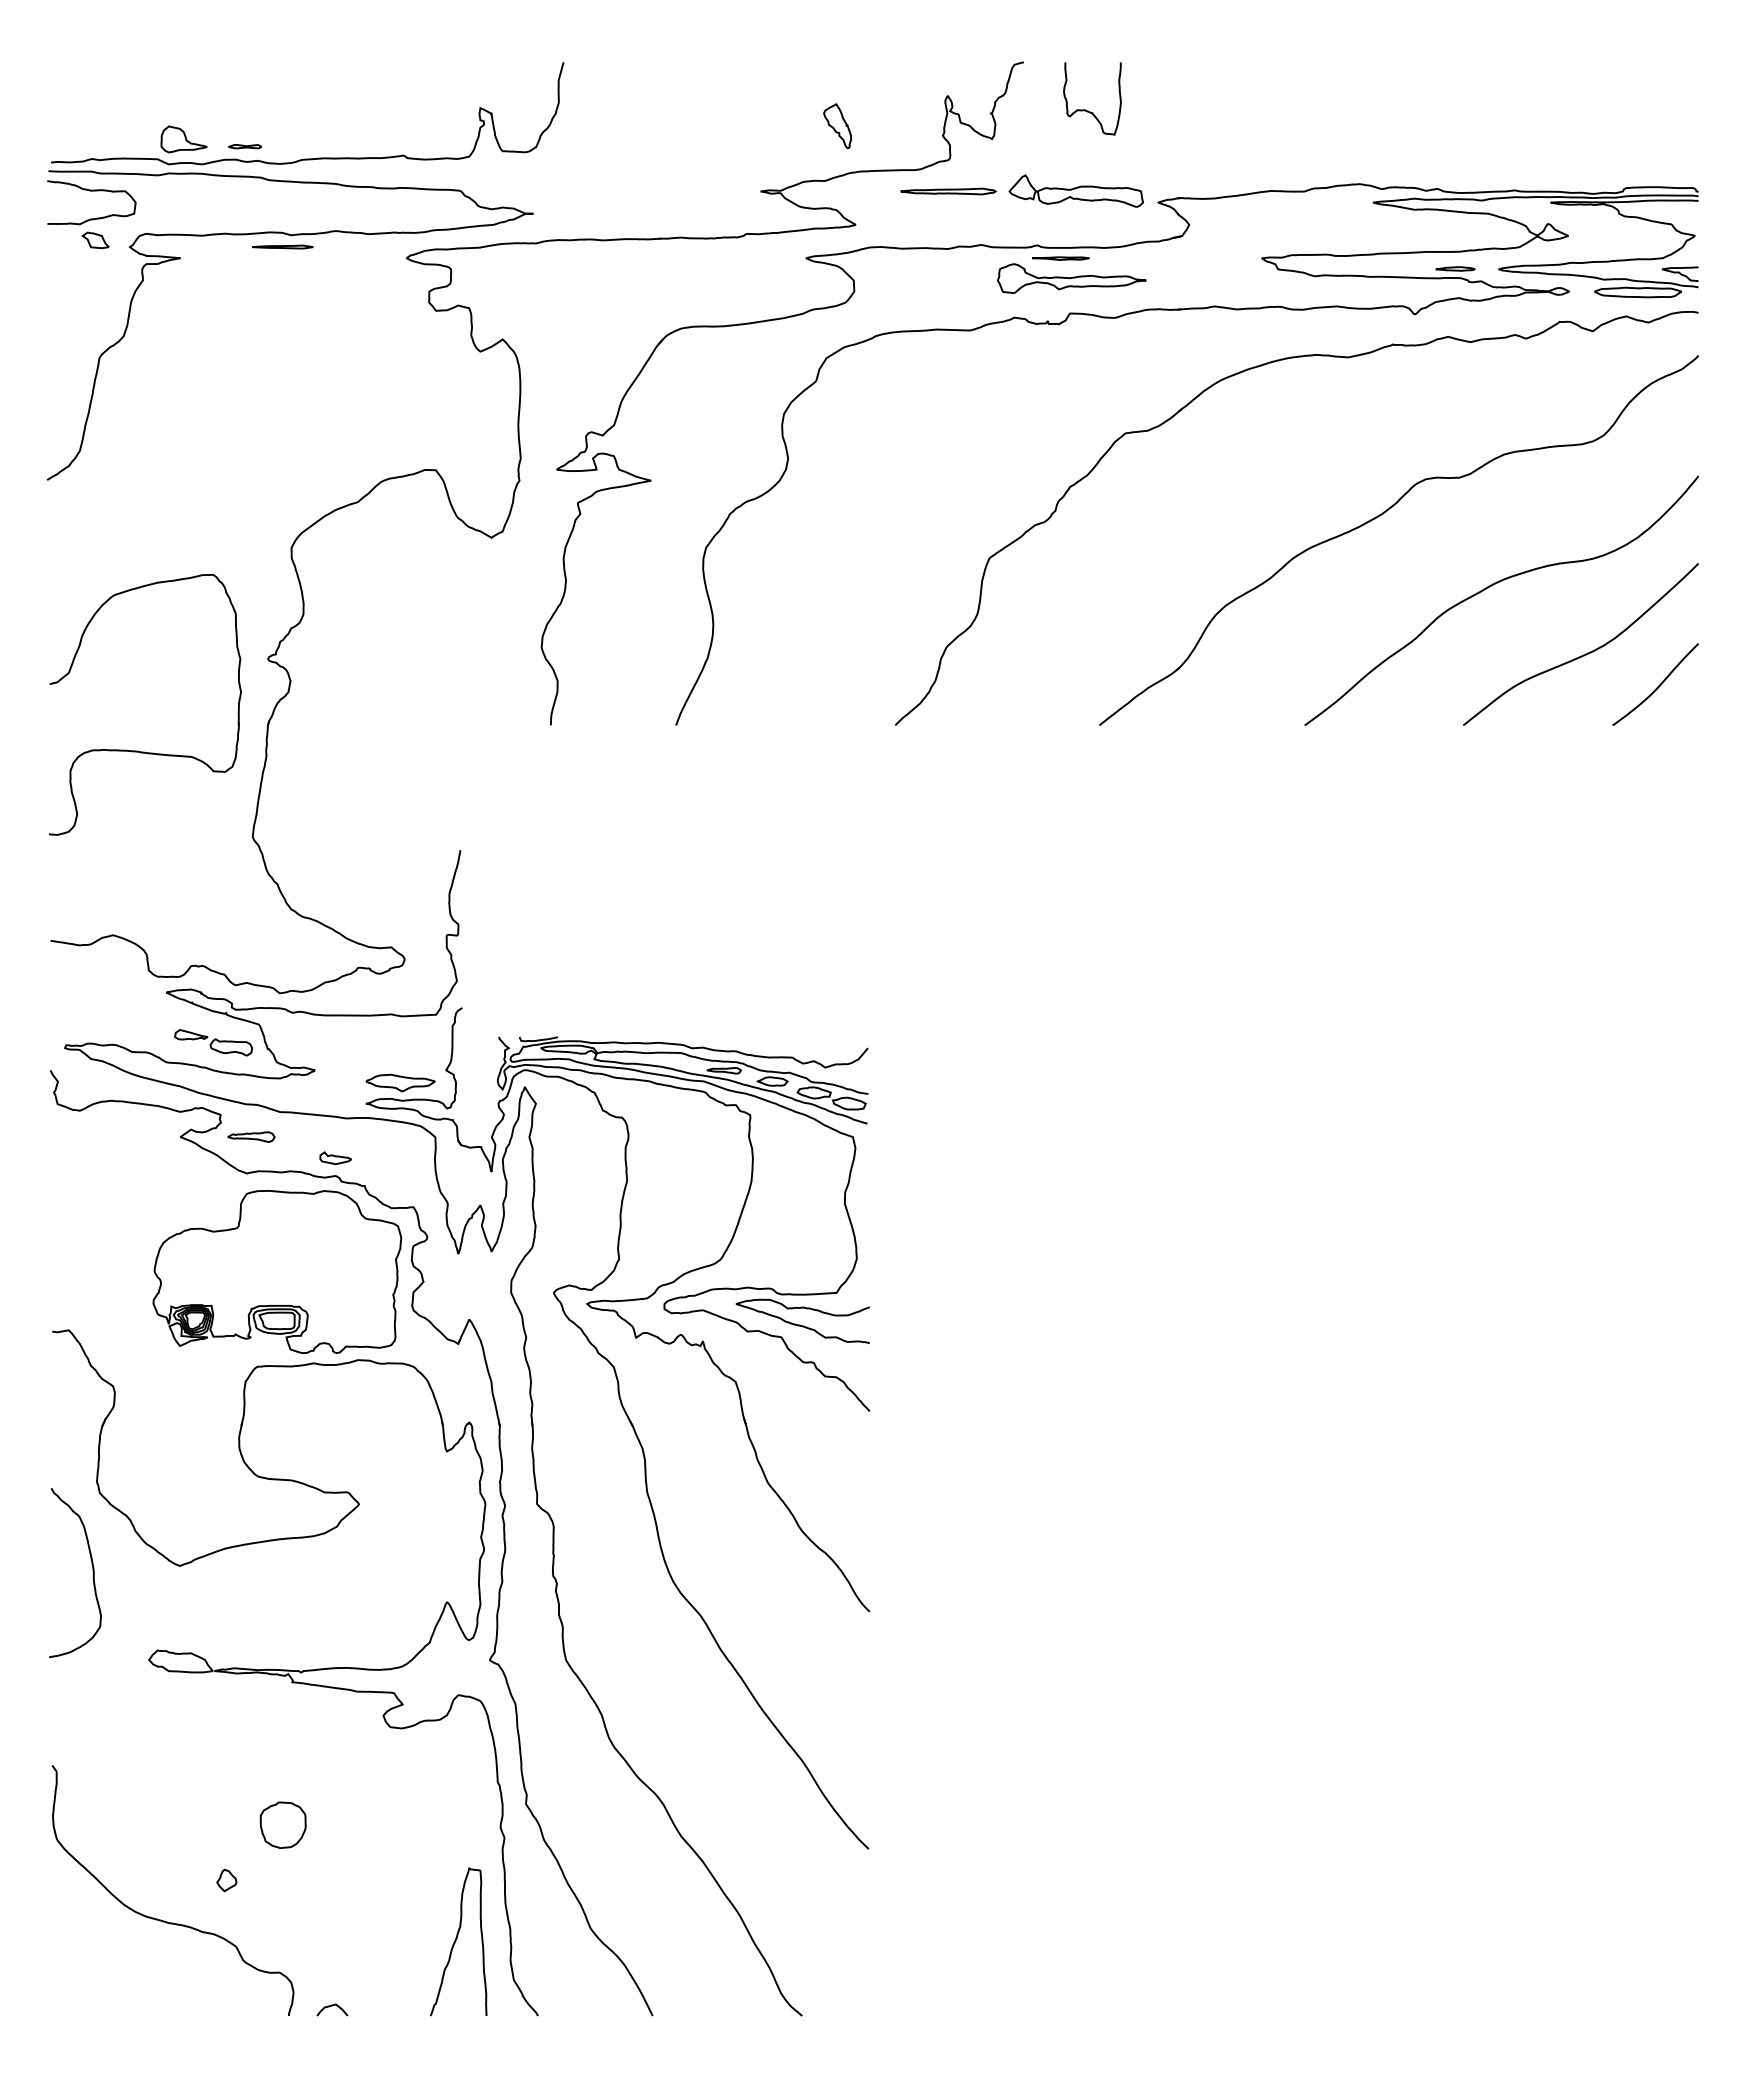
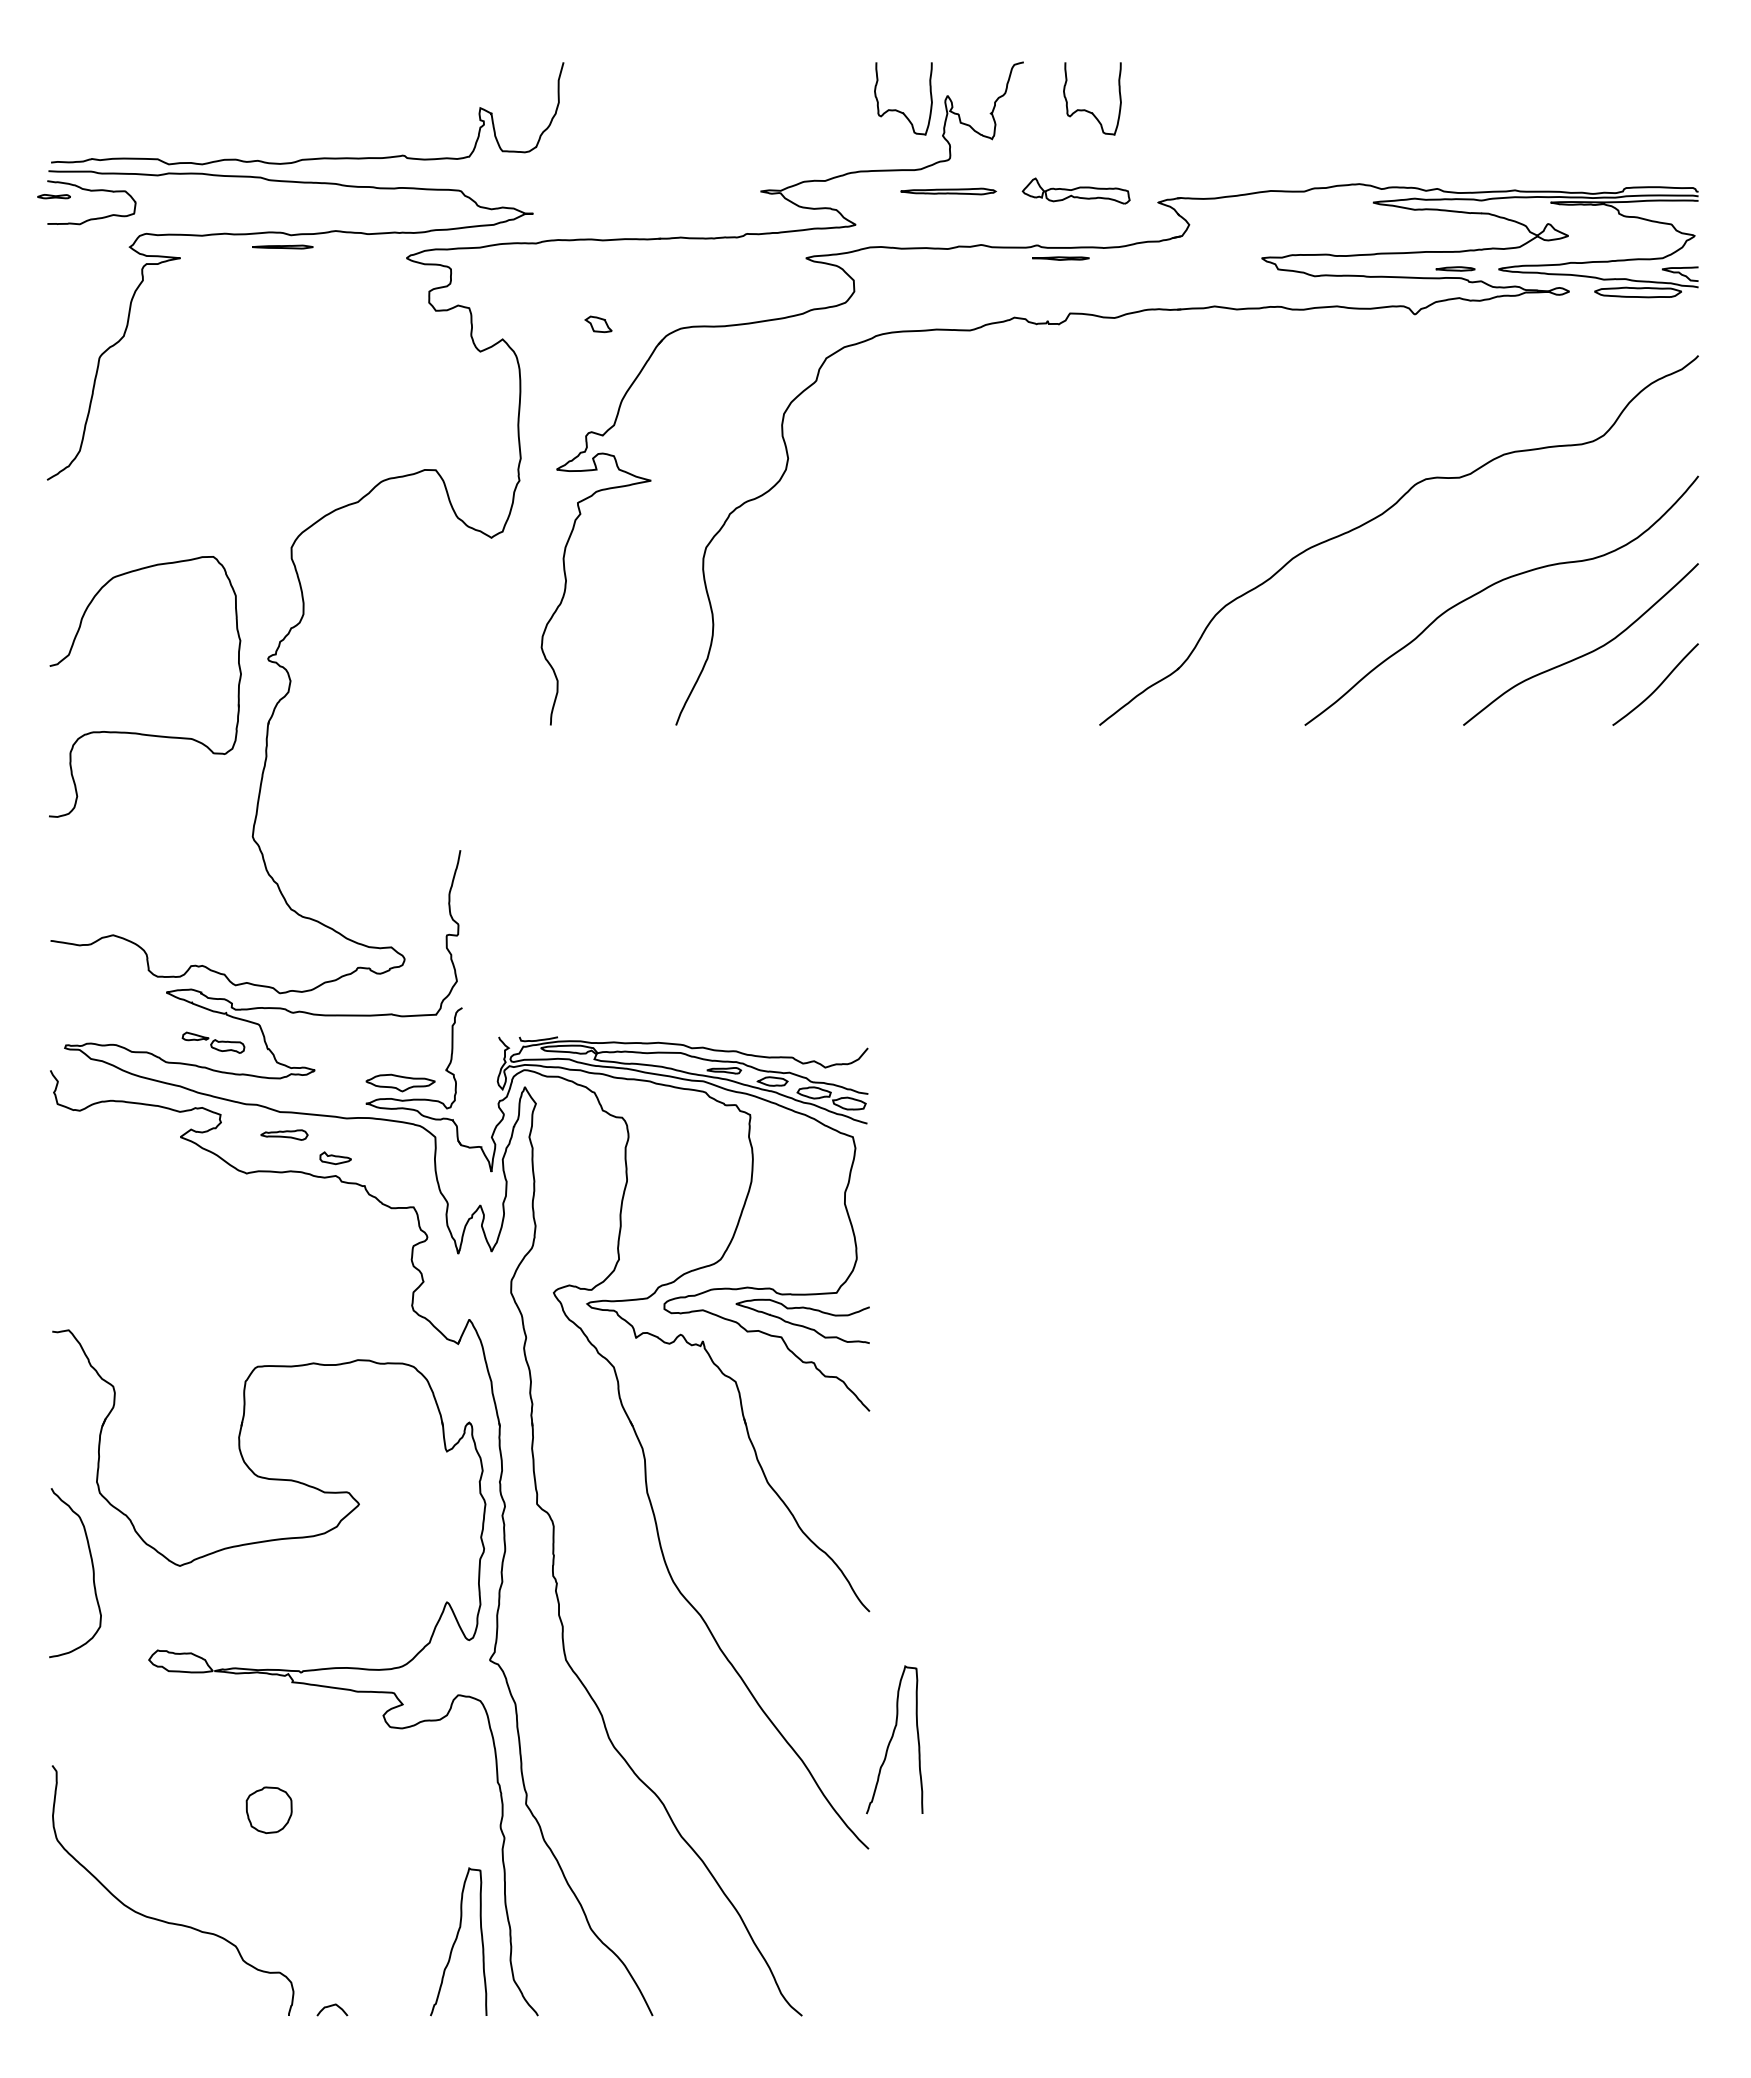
curve: none -> present (899, 110)
part: present -> none (837, 125)
part: present -> none (183, 139)
part position: (244, 146) -> (53, 196) (53, 196)
part size: 136x34 px -> 110x28 px (1075, 190)
part position: (95, 240) -> (598, 324) (598, 324)
part: present -> none (1071, 278)
part: present -> none (1238, 374)
part position: (137, 750) -> (137, 732) (137, 732)
part size: 79x28 px -> 65x23 px (213, 1042)
part position: (251, 1136) -> (284, 1134) (284, 1134)
part: present -> none (277, 1271)
curve: none -> present (892, 1739)
part position: (282, 1825) -> (268, 1810) (268, 1810)
part: present -> none (226, 1880)
